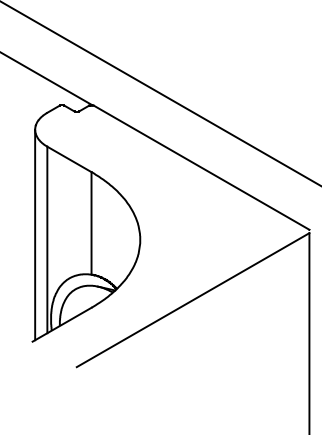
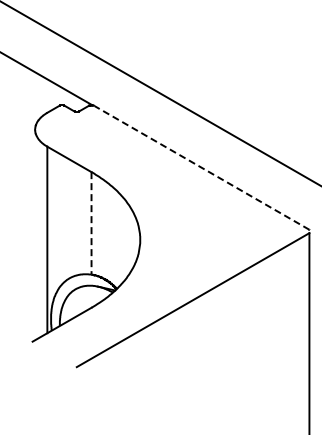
line: solid -> dashed (201, 167)
line: solid -> dashed (91, 223)
line: present -> none (35, 234)
